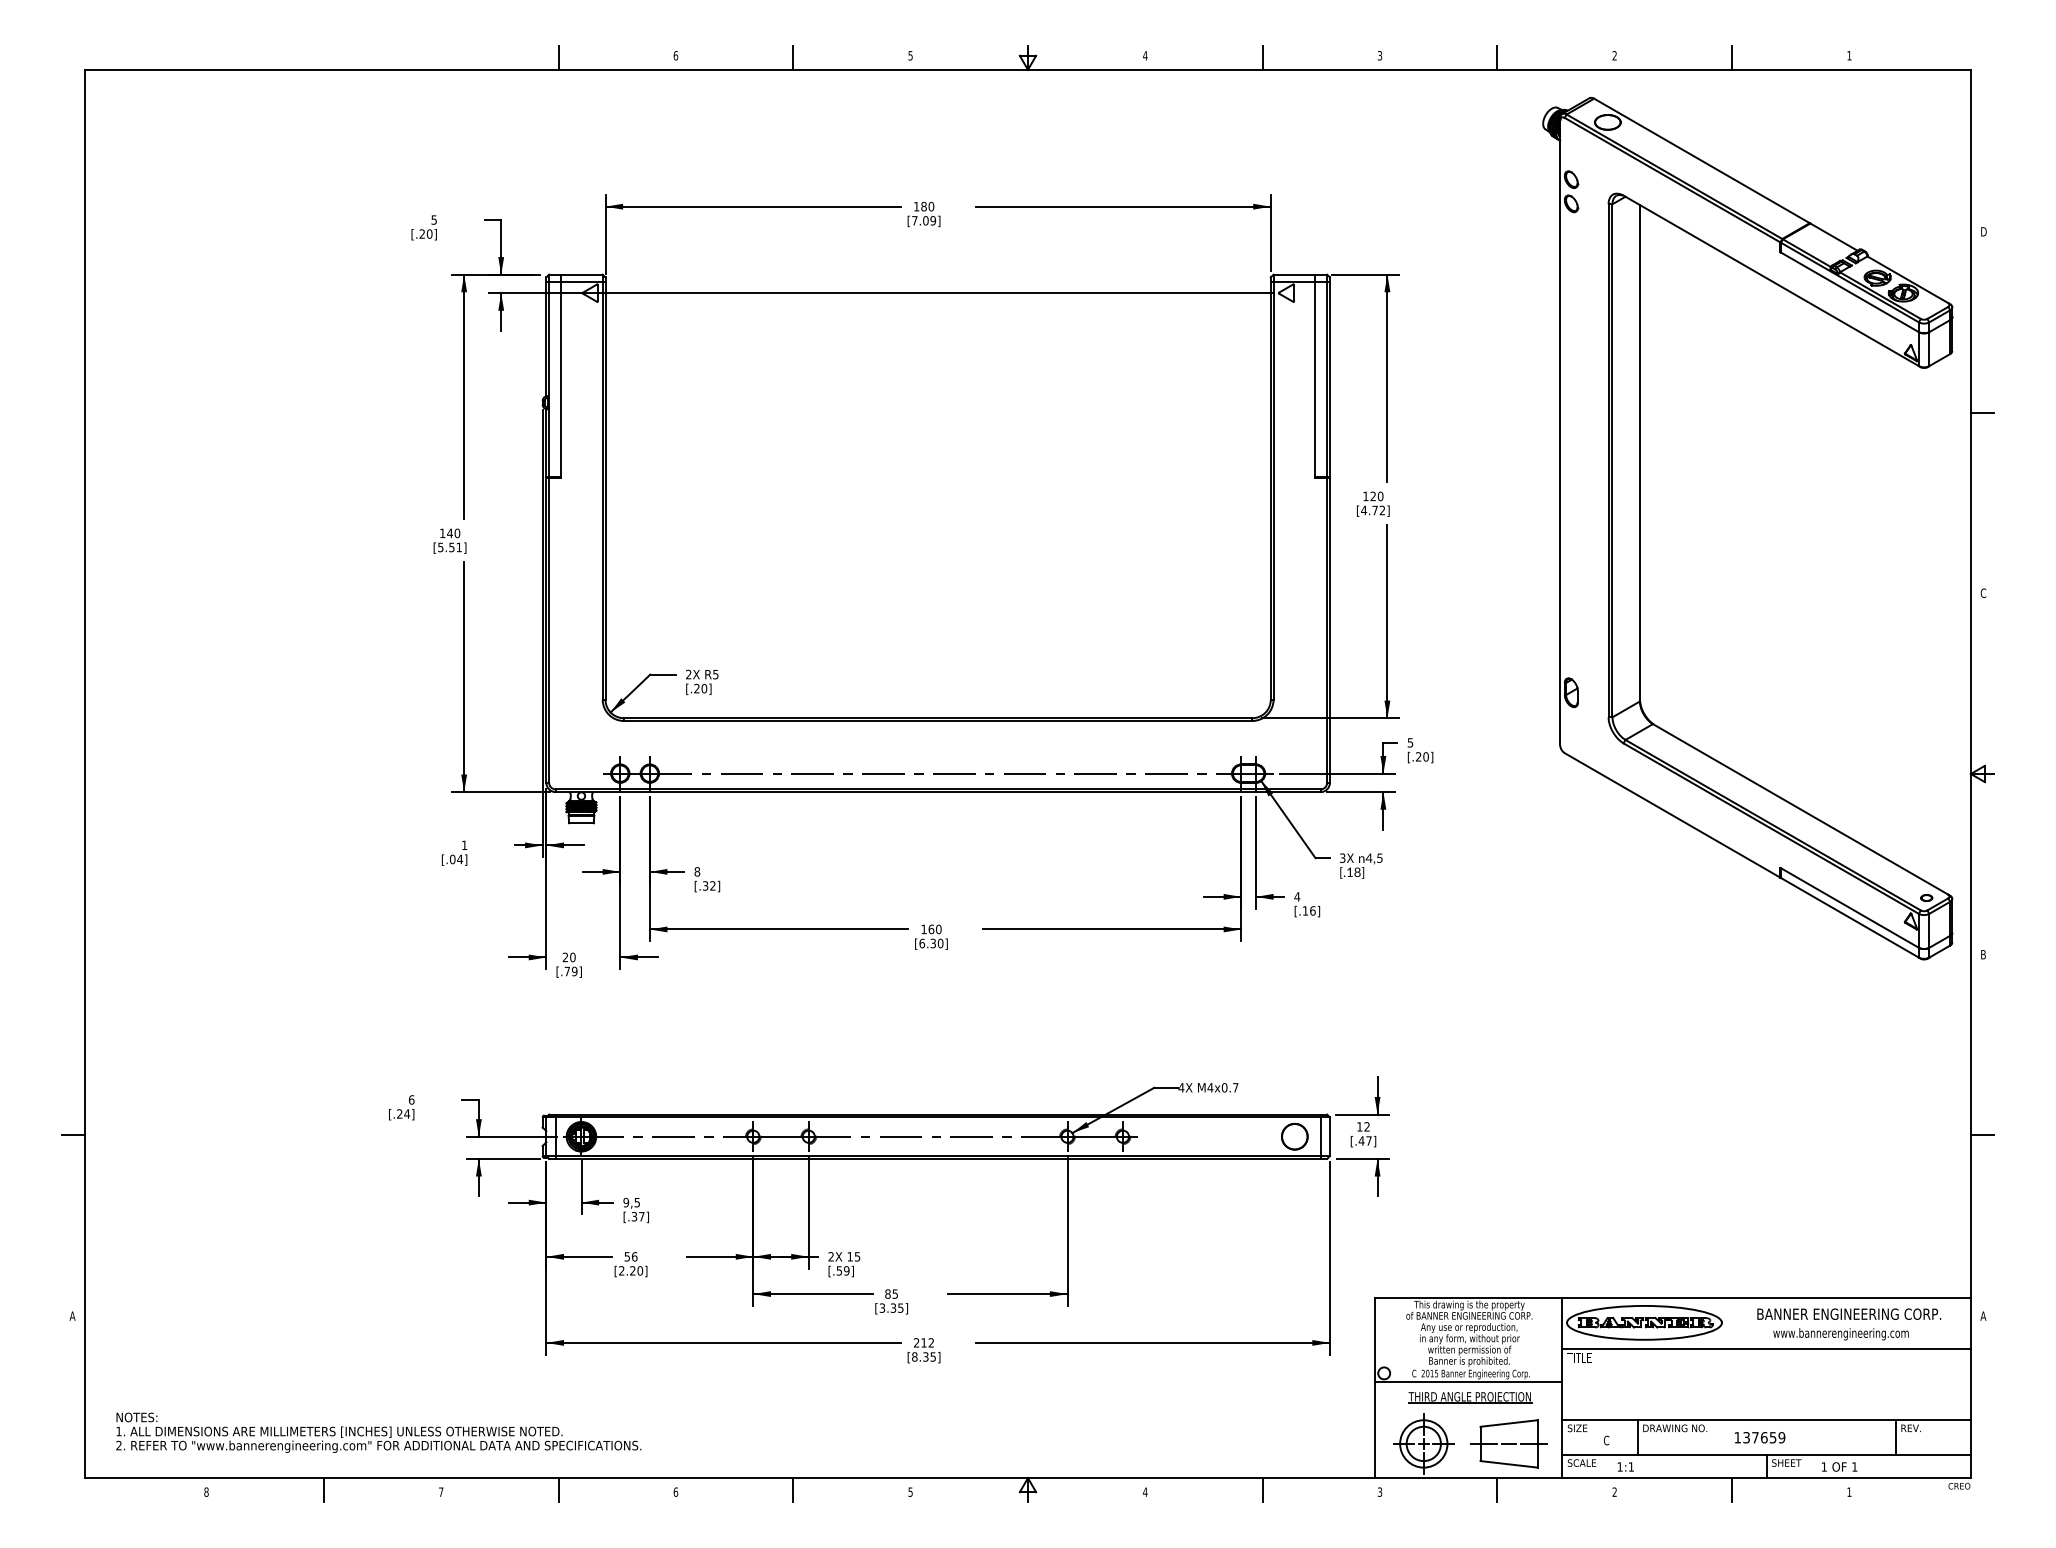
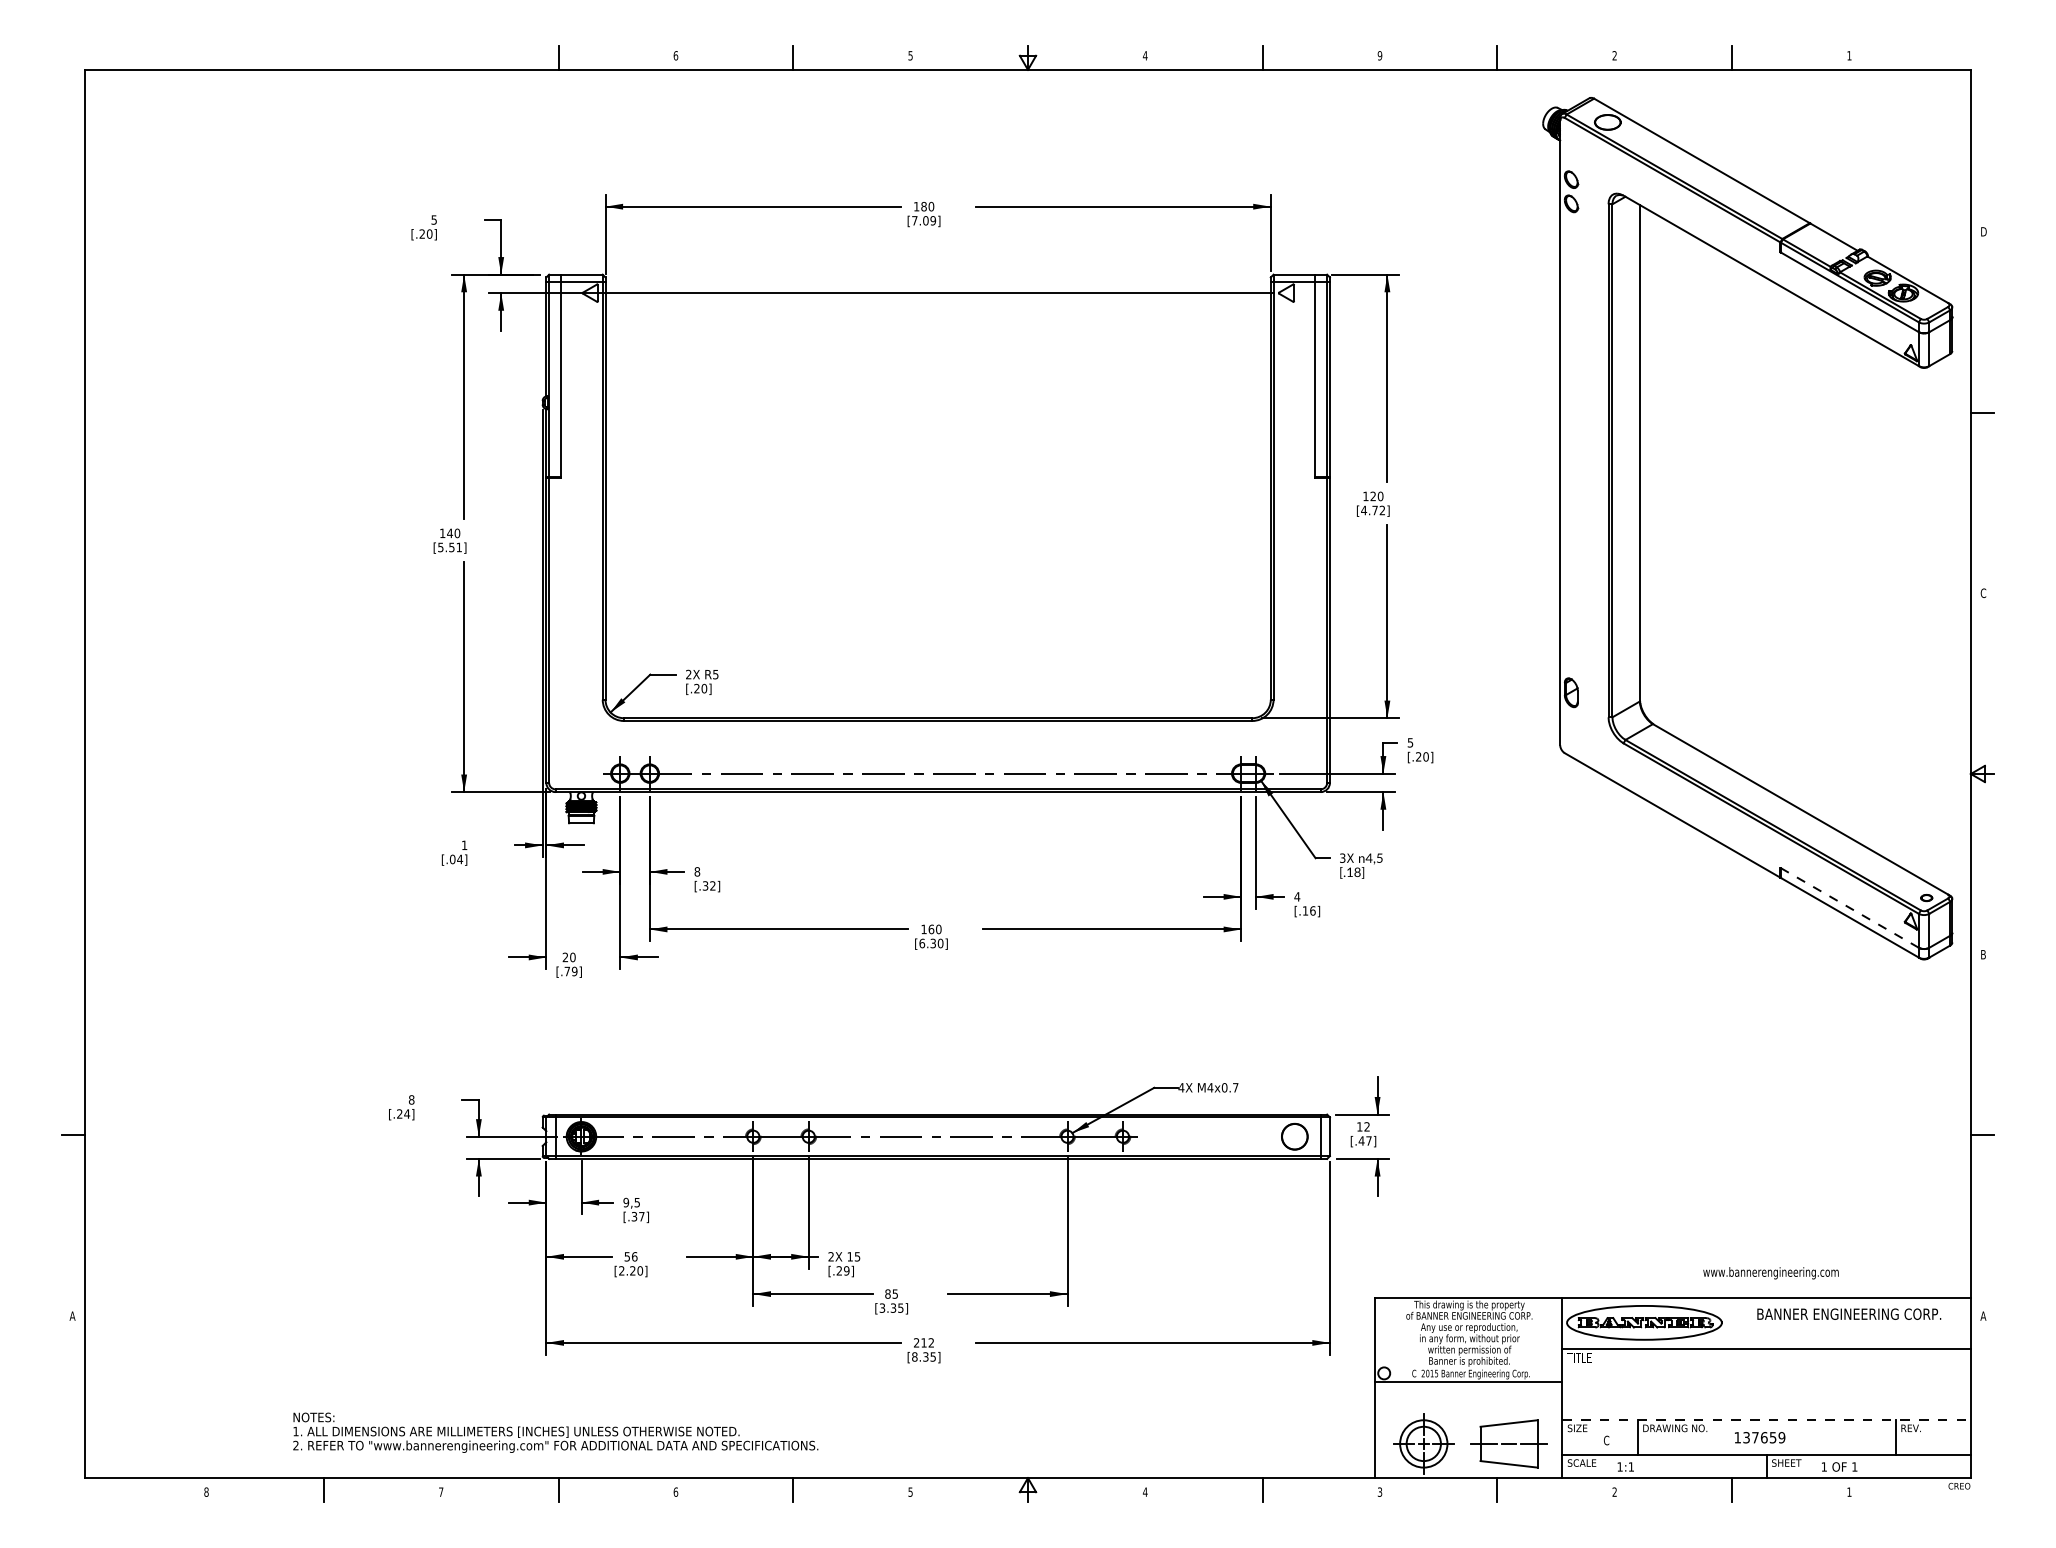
text: 3 -> 9 (1379, 55)
line: solid -> dashed (1849, 907)
text: 6 -> 8 (411, 1099)
text: [.59] -> [.29] (838, 1270)
text position: (1840, 1334) -> (1770, 1273) (1770, 1273)
part: present -> none (1470, 1397)
line: solid -> dashed (1767, 1419)
text position: (378, 1432) -> (555, 1432) (555, 1432)
